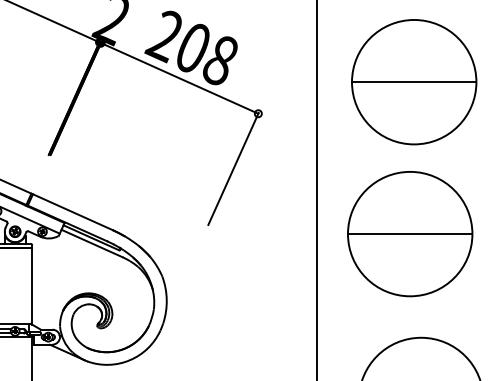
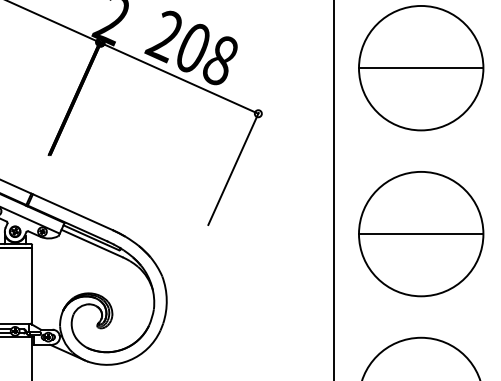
part position: (414, 82) -> (421, 68) (421, 68)
line position: (317, 189) -> (334, 189) (334, 189)
part position: (410, 234) -> (421, 234) (421, 234)
